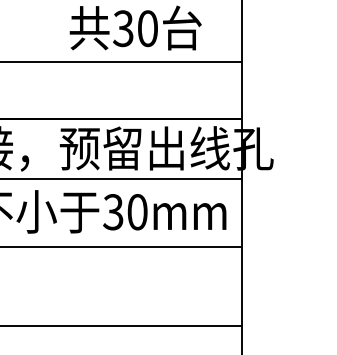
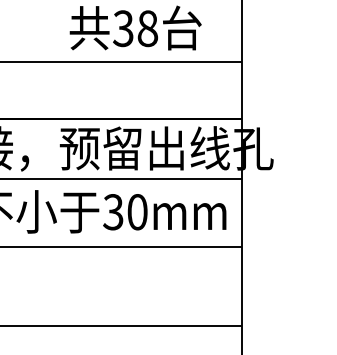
text: 30 -> 38 (147, 28)
